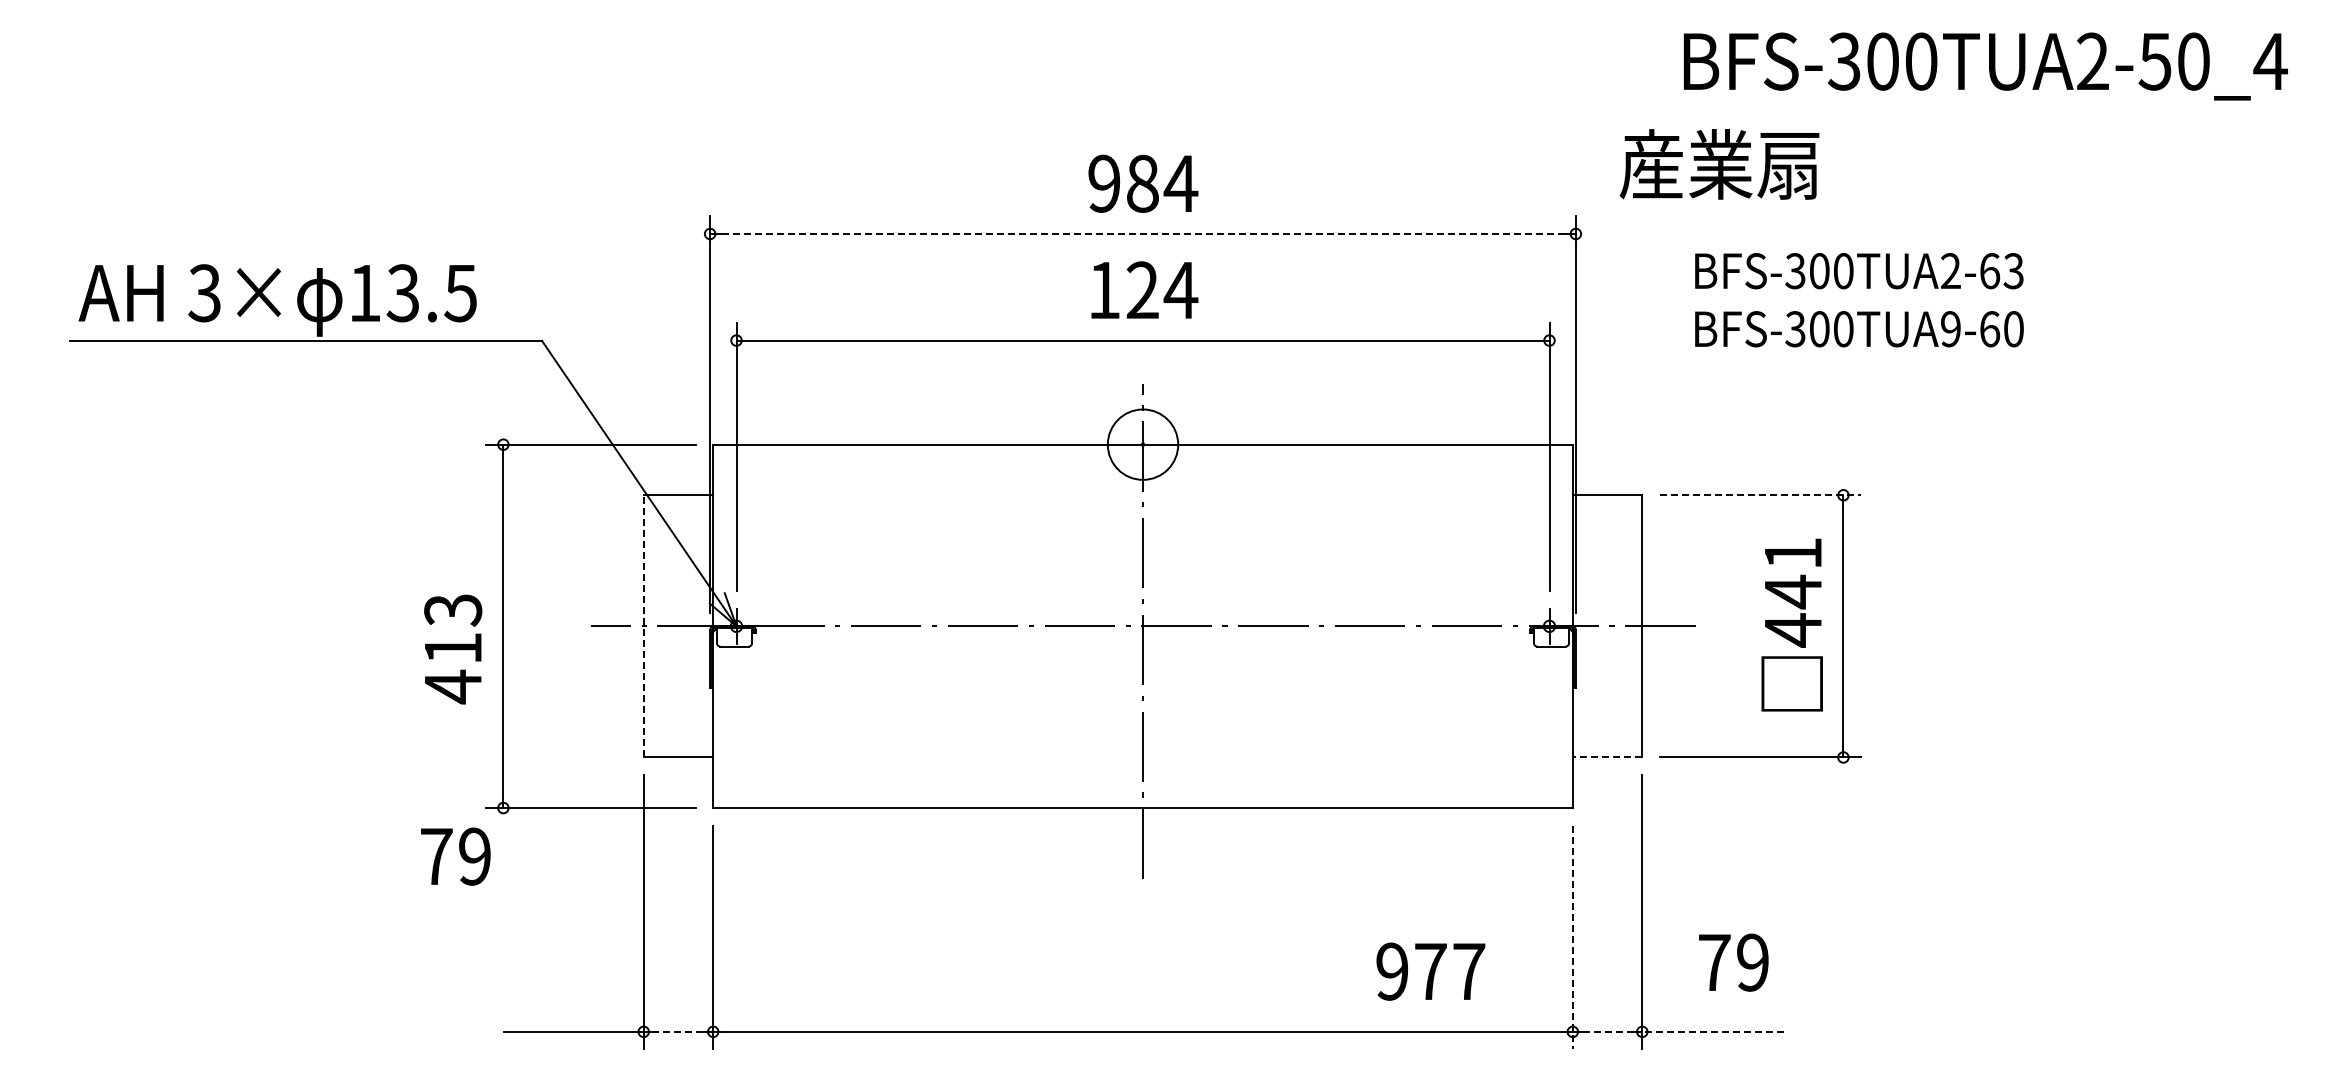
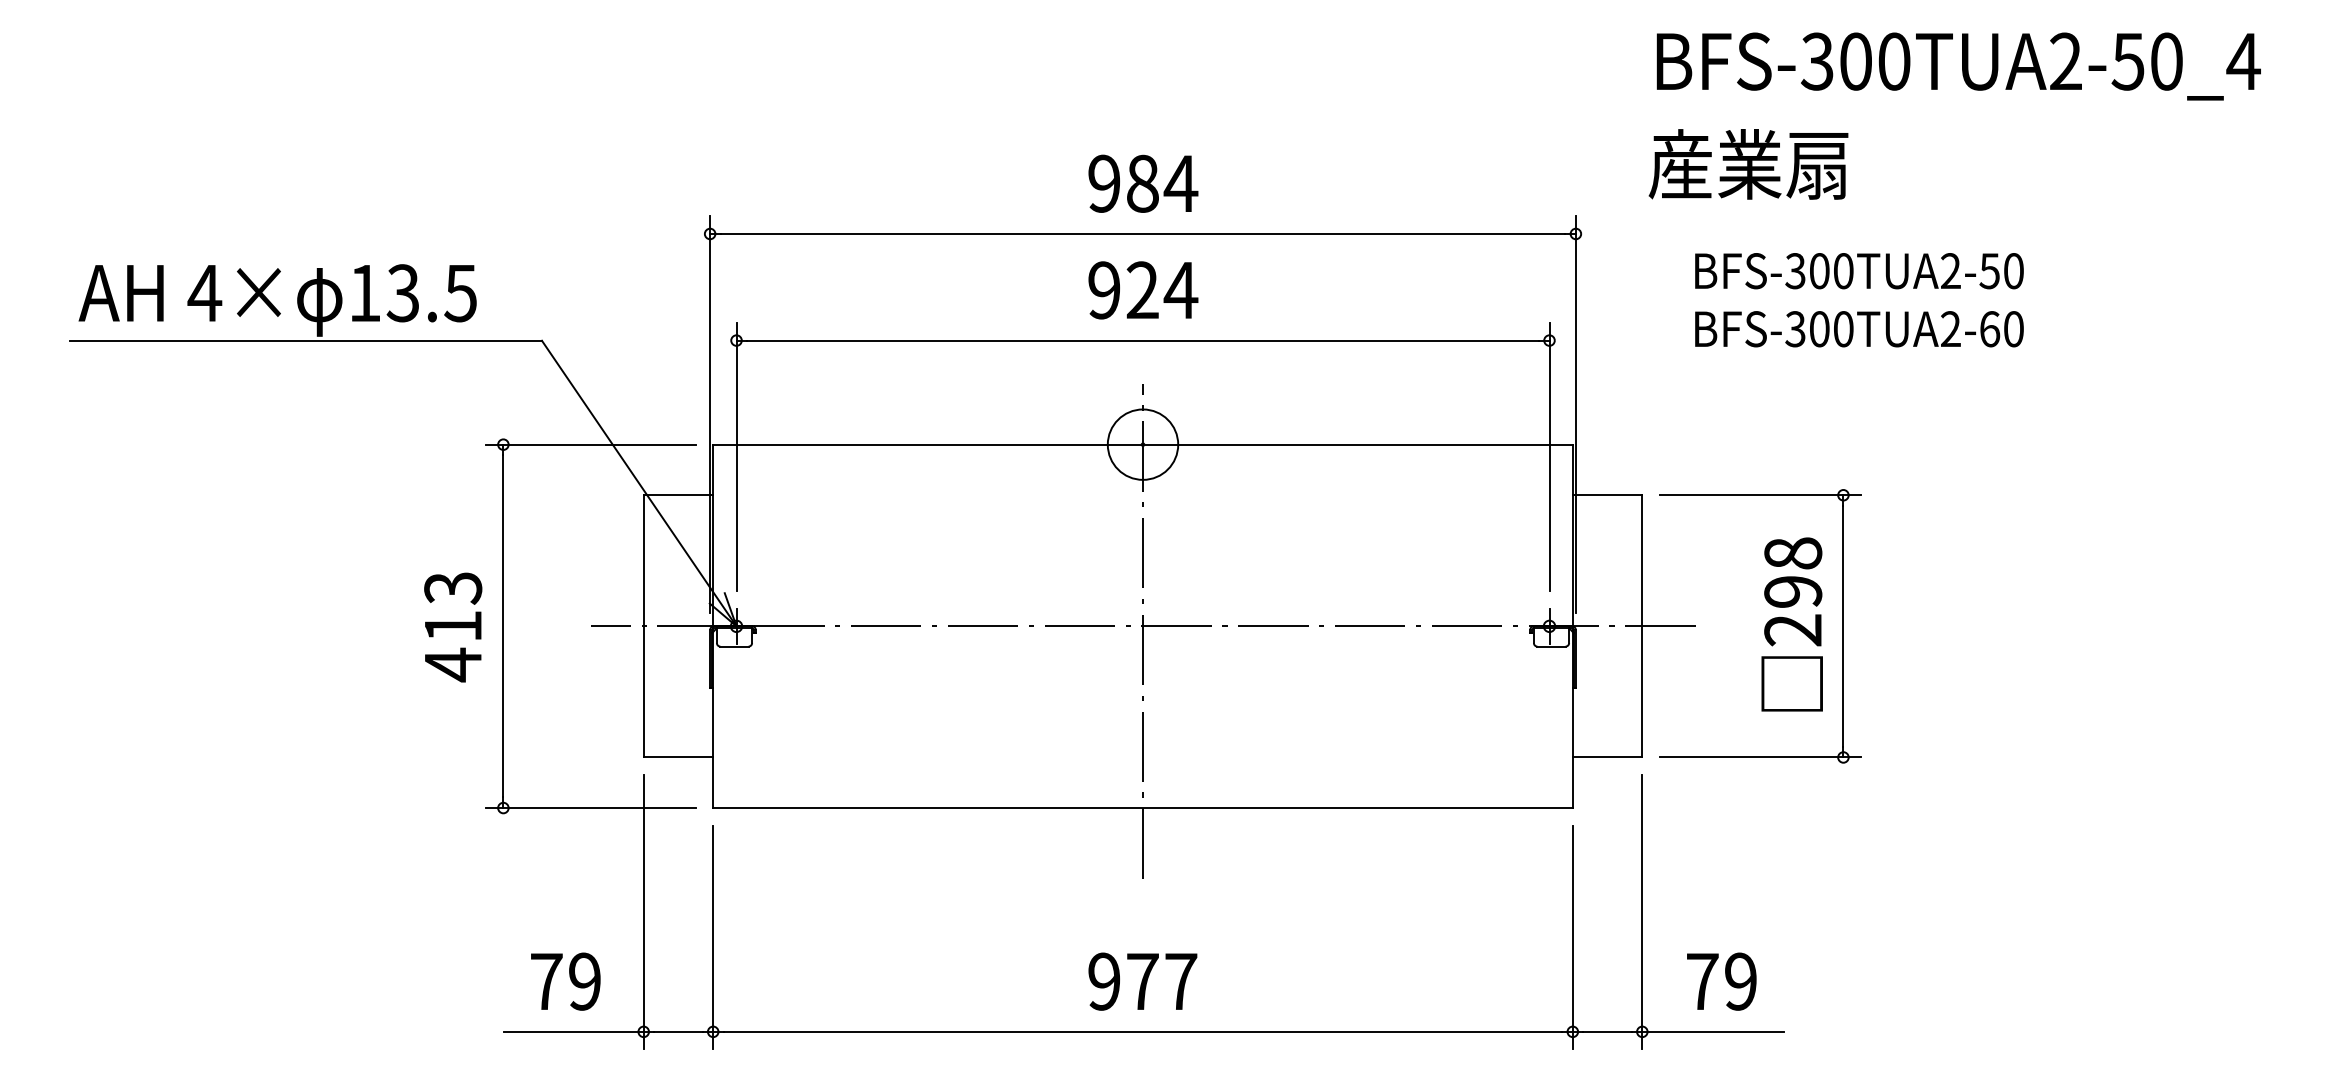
text position: (1985, 66) -> (1958, 66) (1958, 66)
text position: (1719, 164) -> (1748, 164) (1748, 164)
line: dashed -> solid (1142, 233)
text: BFS-300TUA2-63 -> BFS-300TUA2-50 (2001, 271)
text: 124 -> 924 (1103, 290)
text: 3× -> 4× (204, 293)
text: BFS-300TUA9-60 -> BFS-300TUA2-60 (1950, 329)
line: dashed -> solid (1760, 495)
text: 441 -> 298 (1793, 592)
line: dashed -> solid (643, 625)
text position: (453, 649) -> (453, 627) (453, 627)
line: dashed -> solid (1607, 757)
text position: (455, 856) -> (565, 981) (565, 981)
line: dashed -> solid (1572, 937)
text position: (1733, 962) -> (1721, 981) (1721, 981)
text position: (1430, 971) -> (1142, 981) (1142, 981)
line: dashed -> solid (677, 1031)
line: dashed -> solid (1608, 1031)
line: dashed -> solid (1713, 1031)
